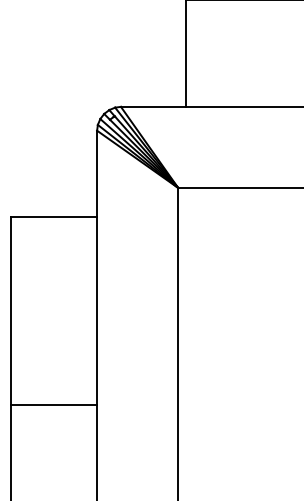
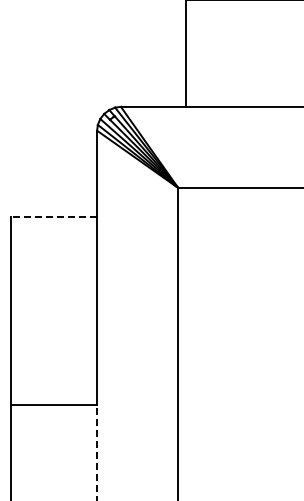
line: solid -> dashed (53, 217)
line: solid -> dashed (97, 452)
